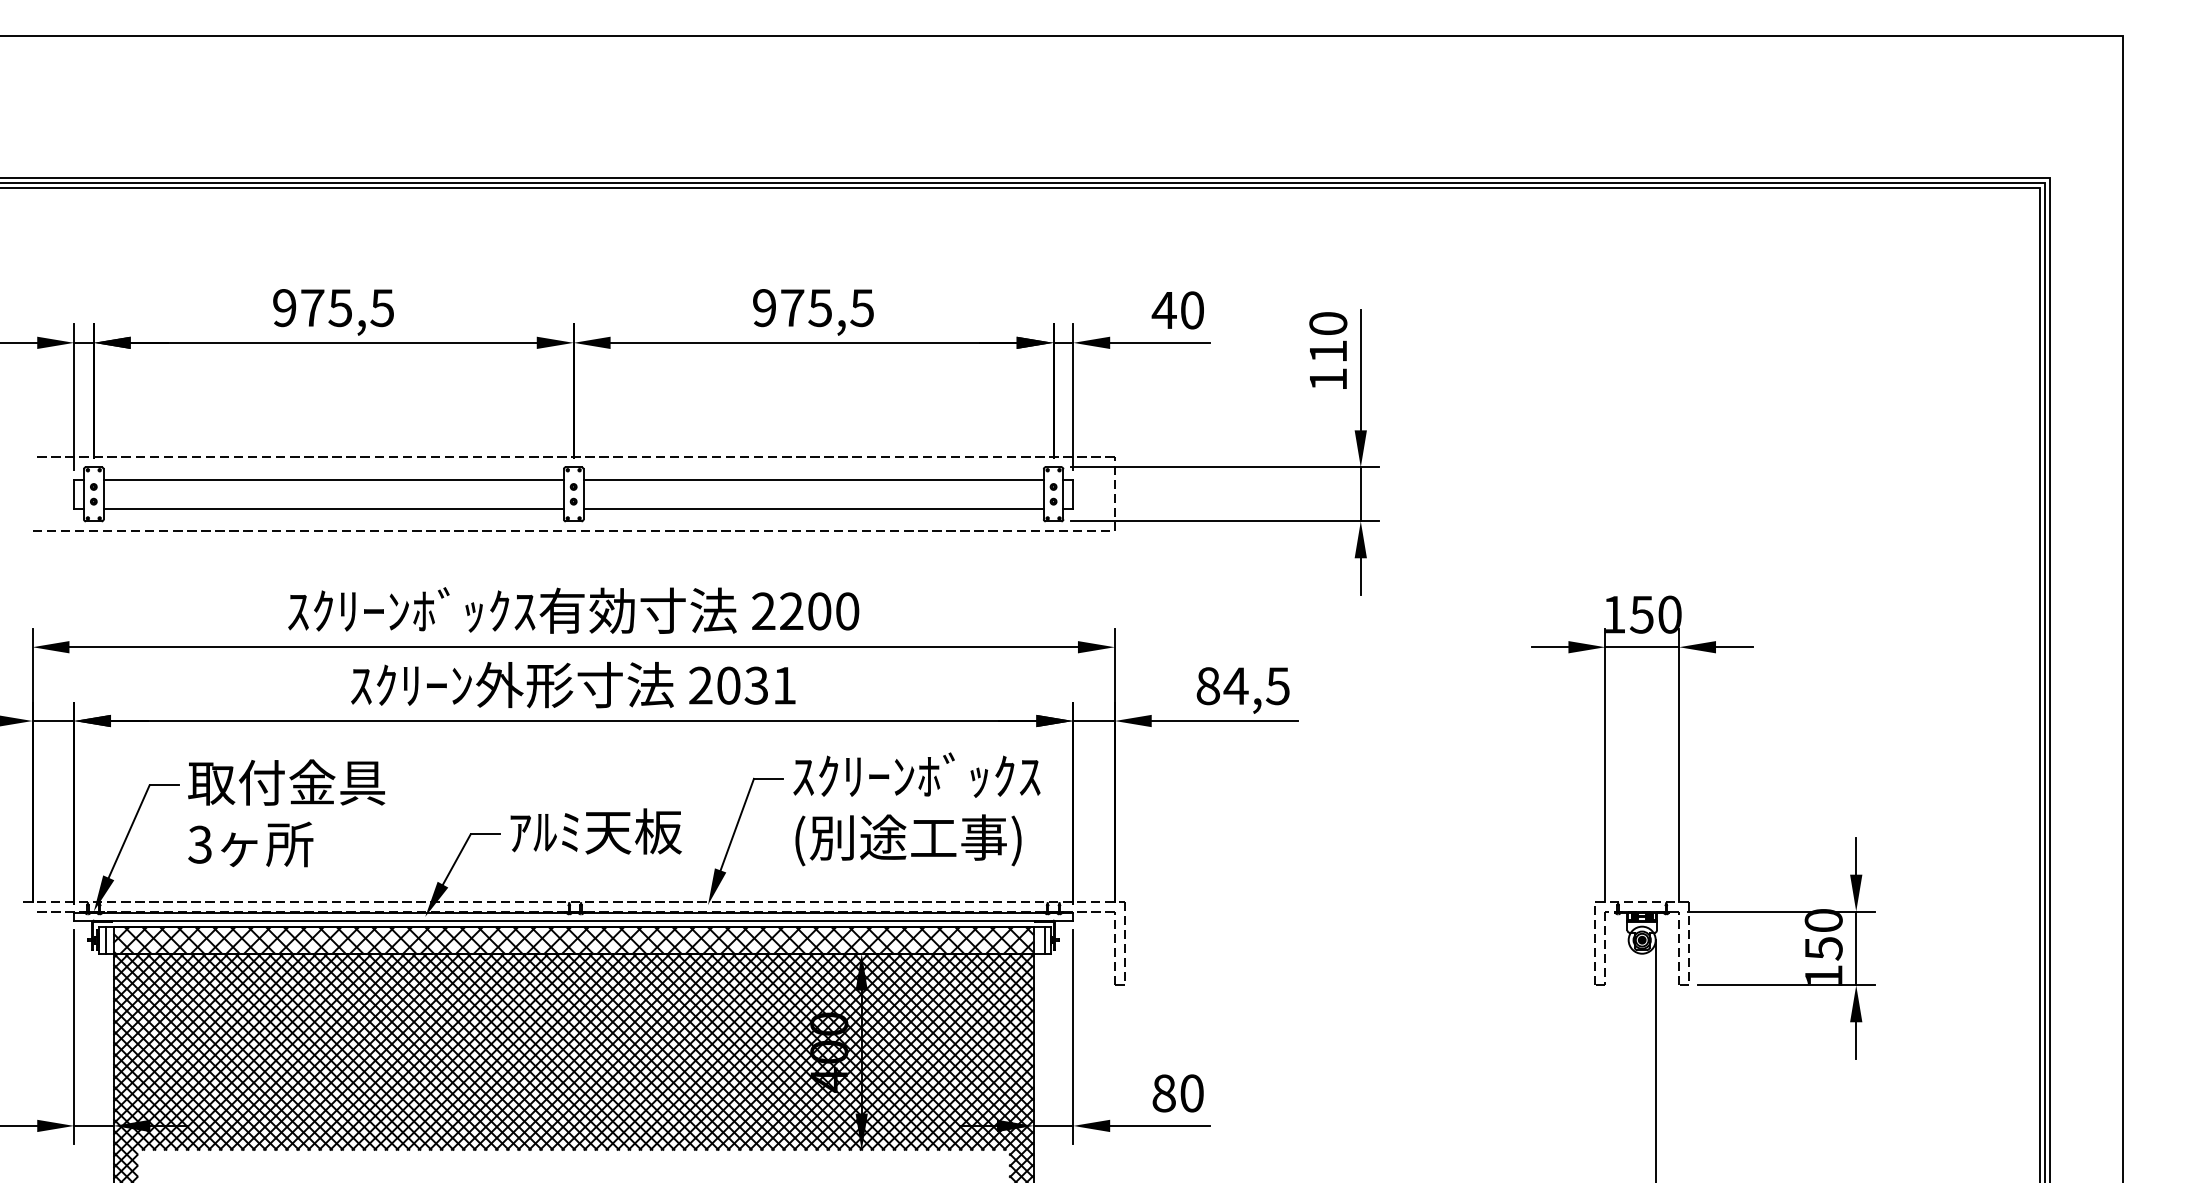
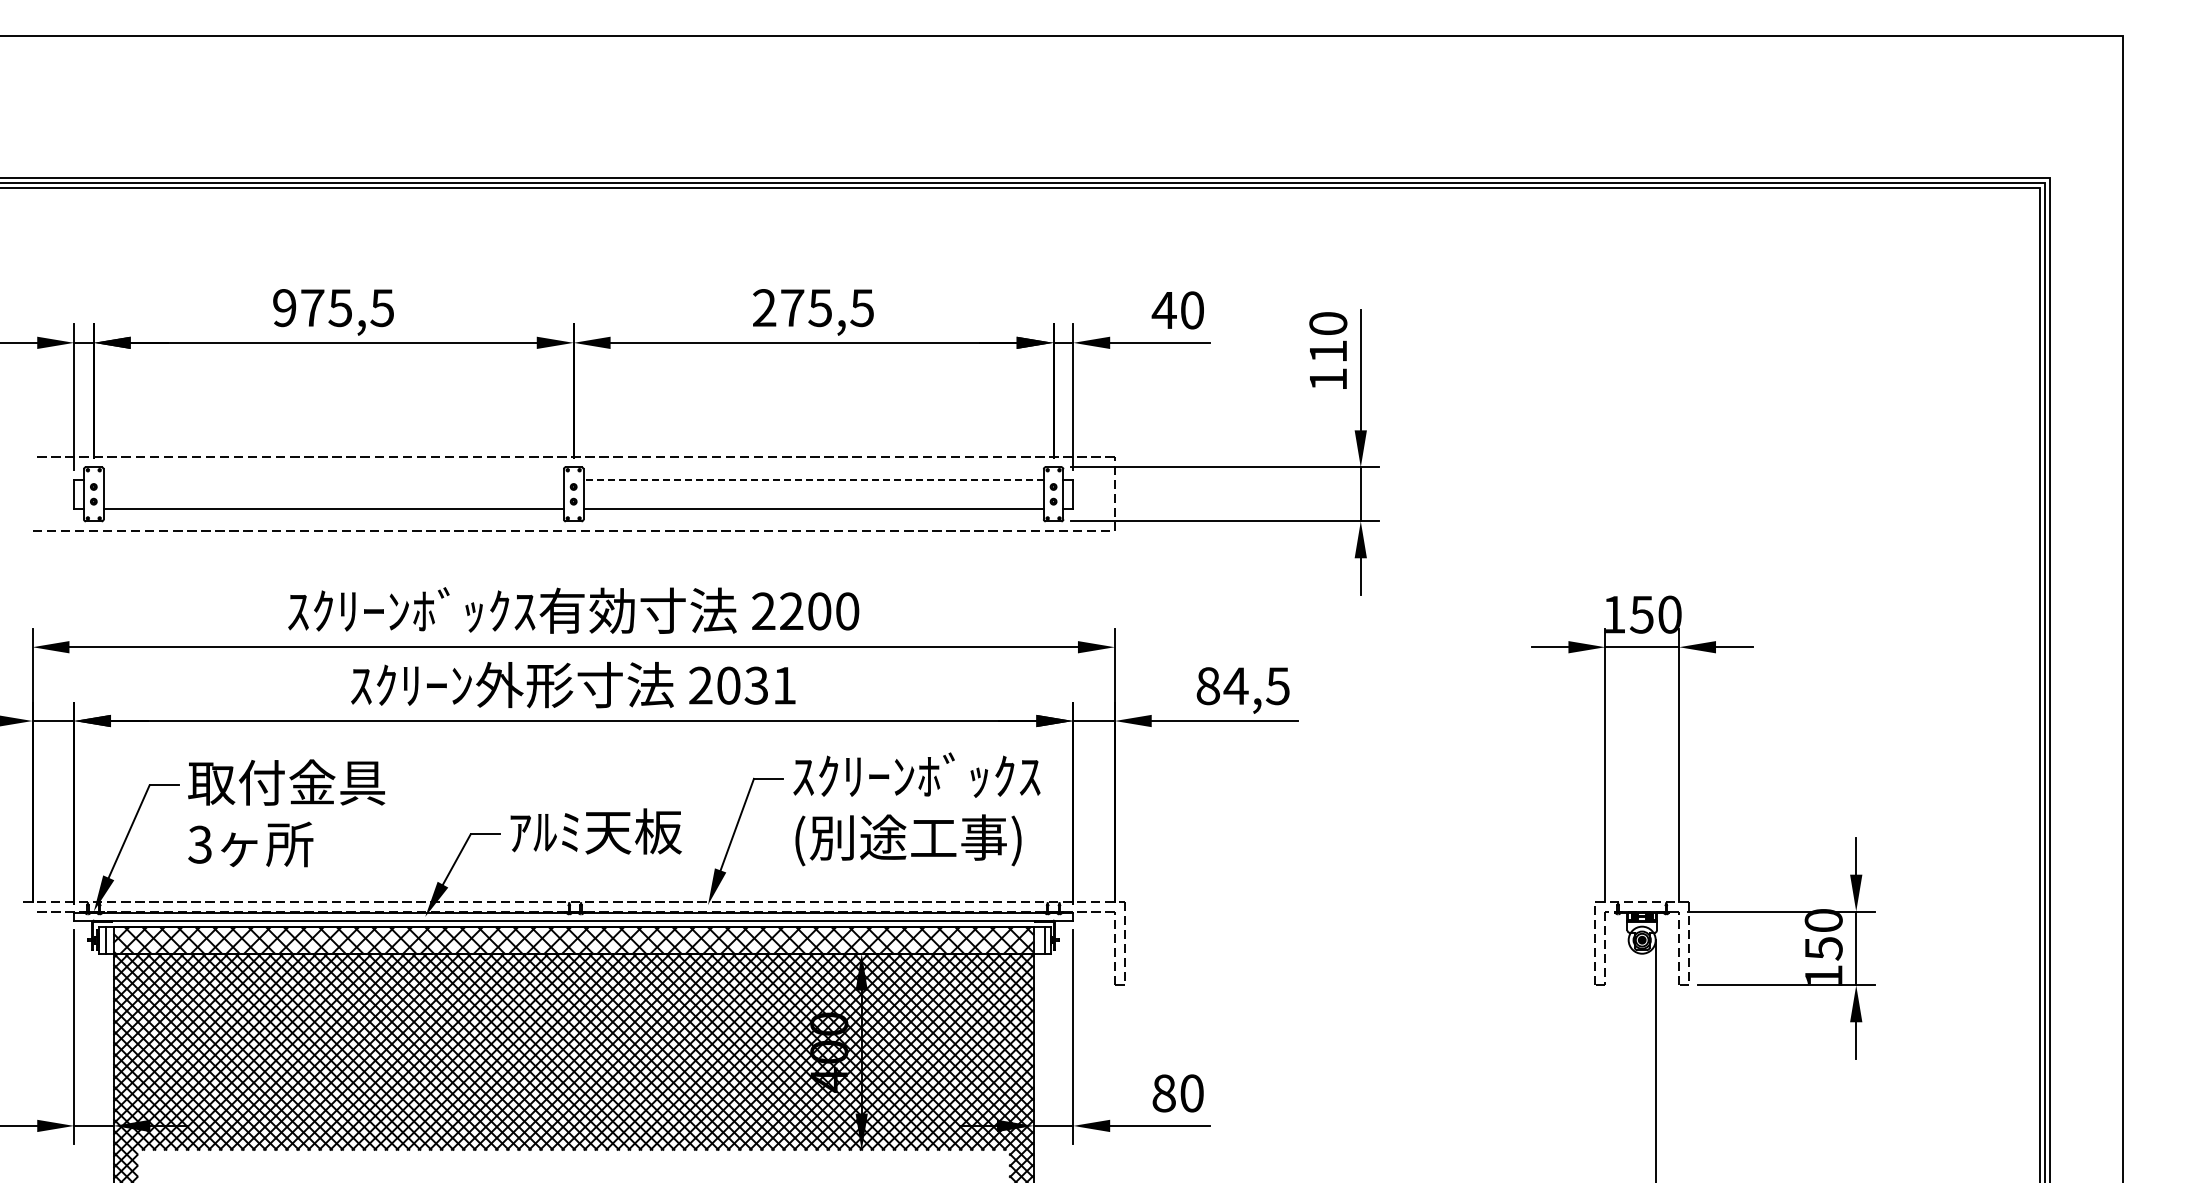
text: 975,5 -> 275,5 (764, 308)
line: present -> none (333, 479)
line: solid -> dashed (813, 479)
